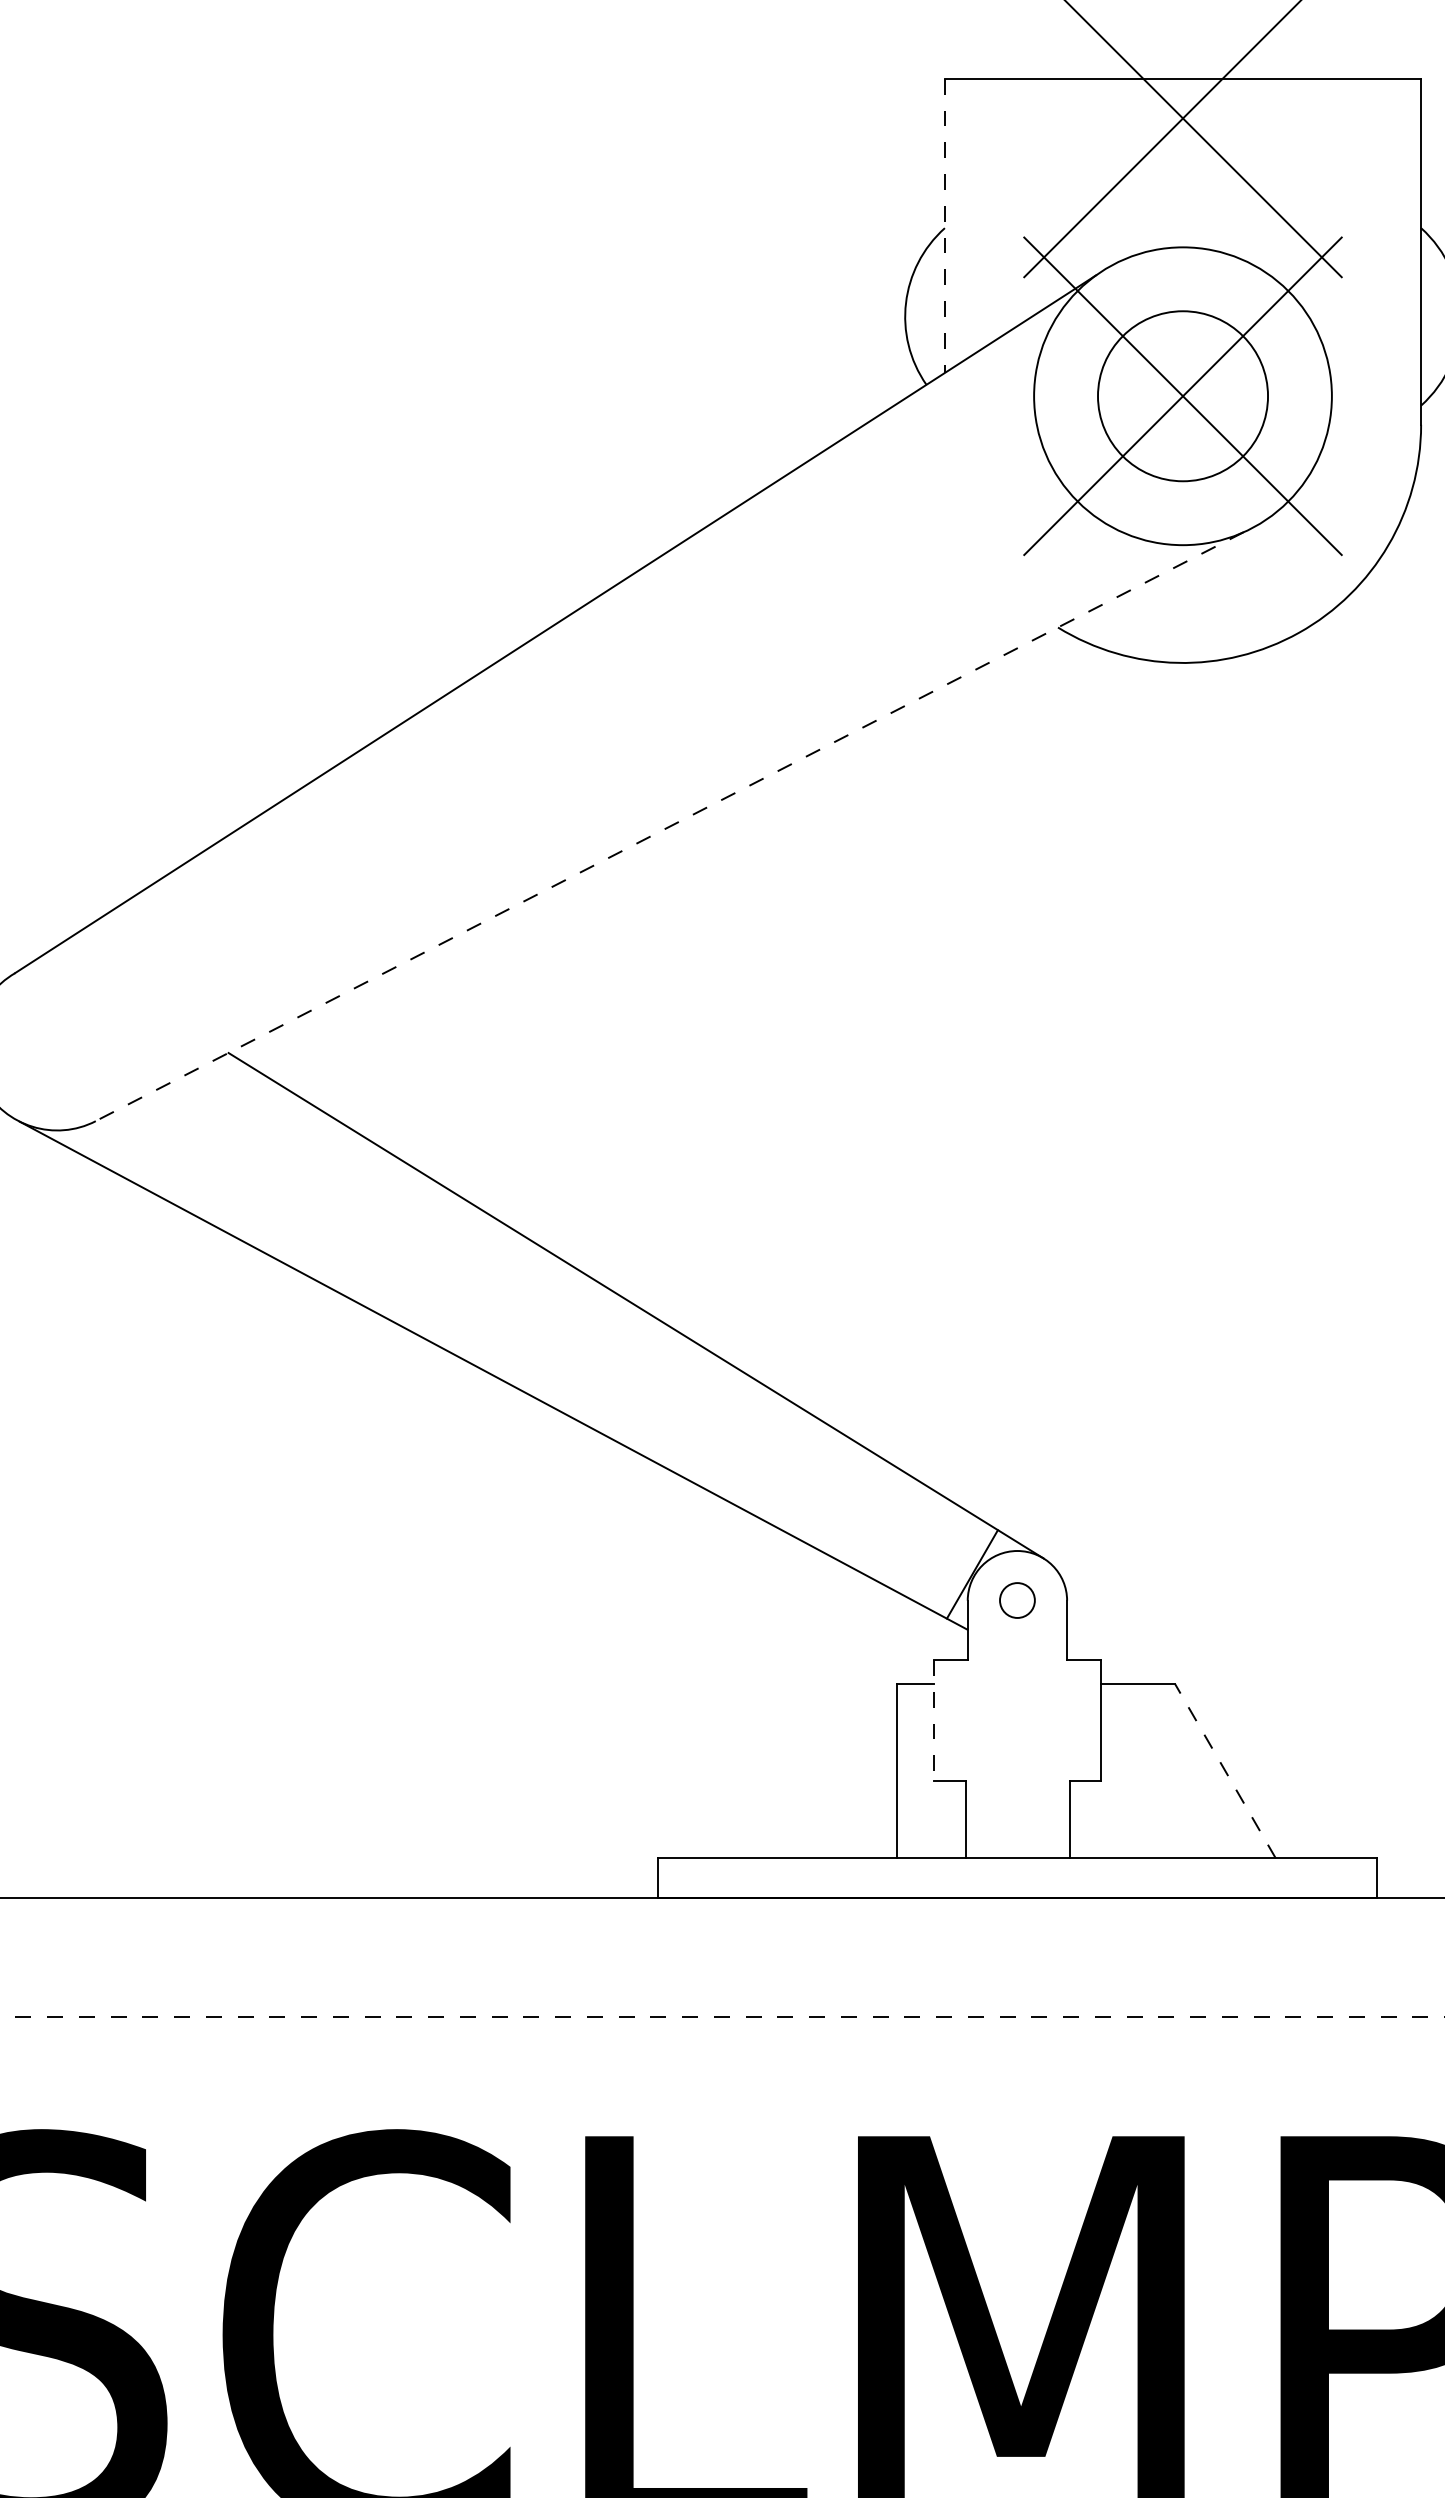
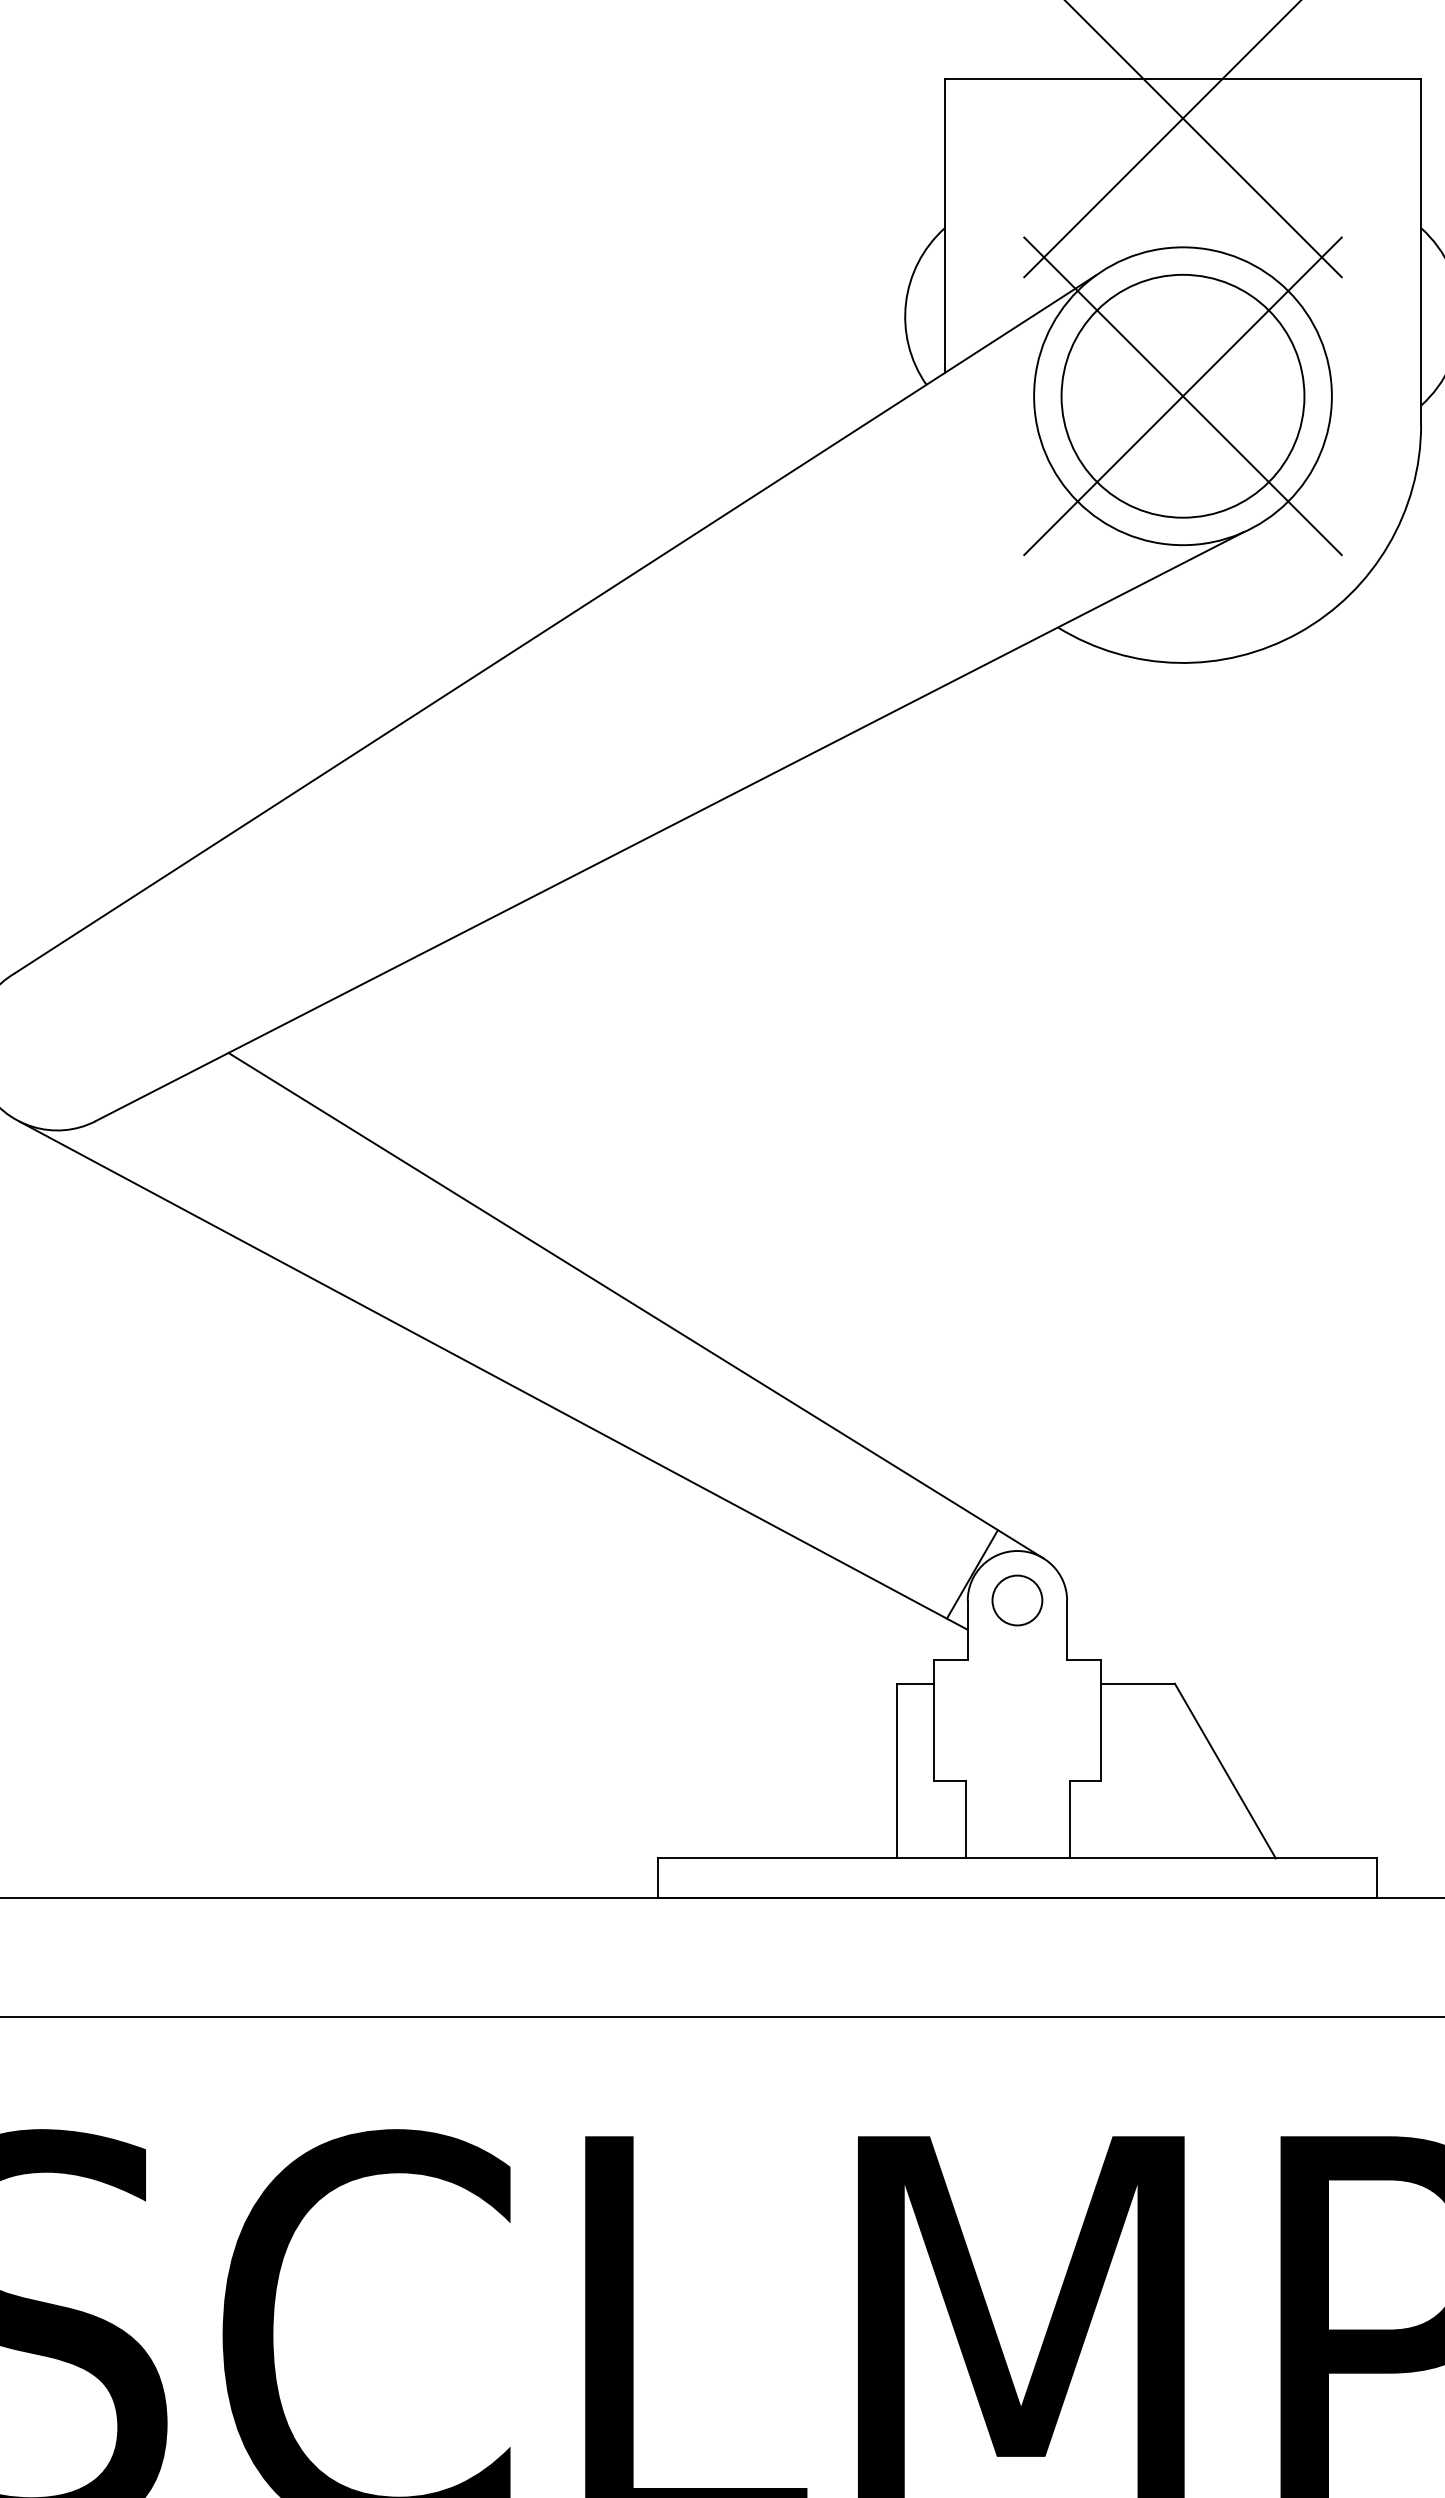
line: dashed -> solid (944, 226)
circle diameter: 170 px -> 243 px (1182, 395)
line: dashed -> solid (669, 826)
circle size: 37x37 px -> 53x53 px (1017, 1600)
line: dashed -> solid (933, 1720)
line: dashed -> solid (1225, 1771)
line: dashed -> solid (723, 2017)
